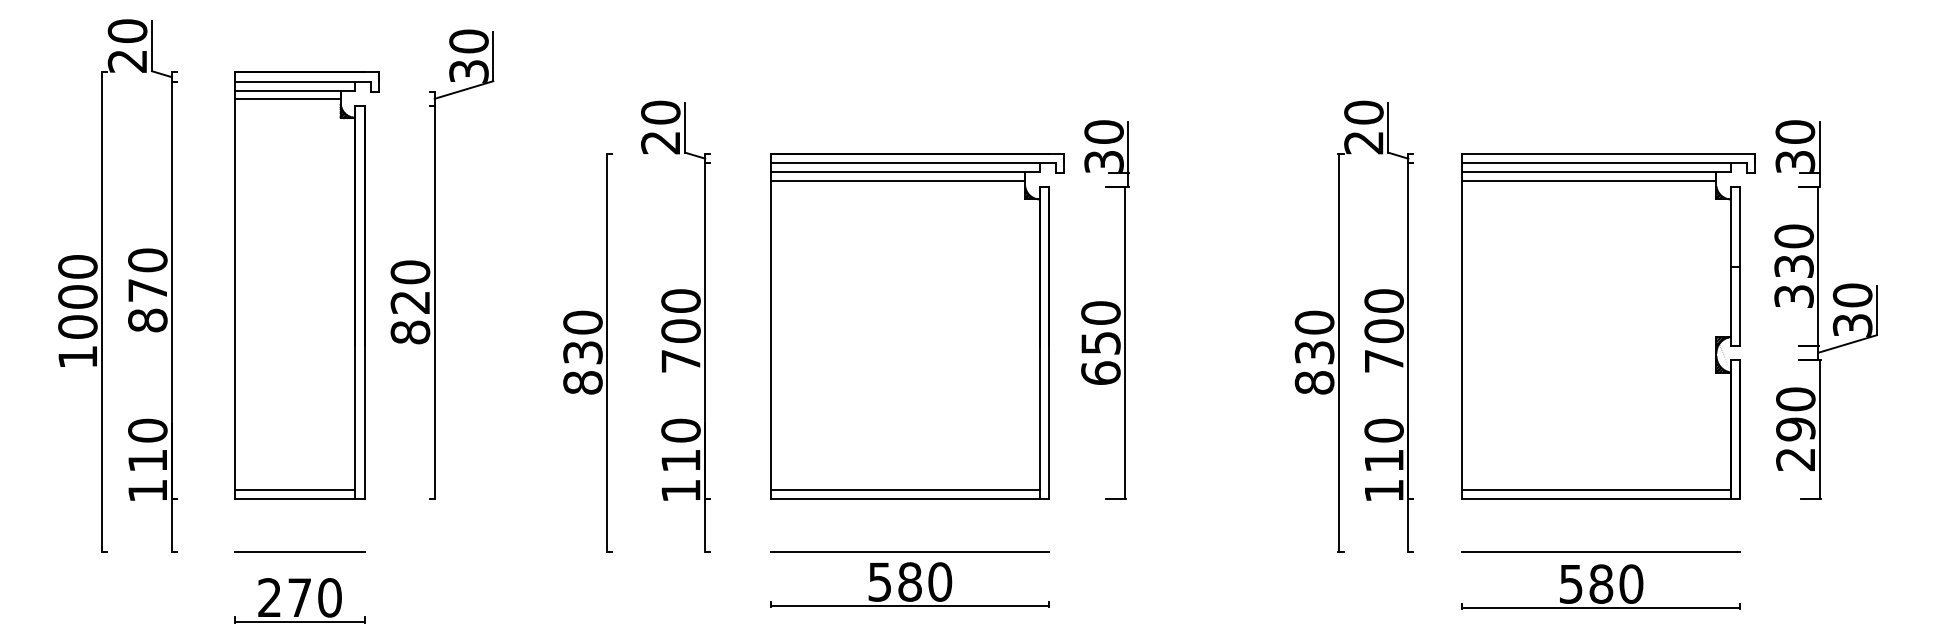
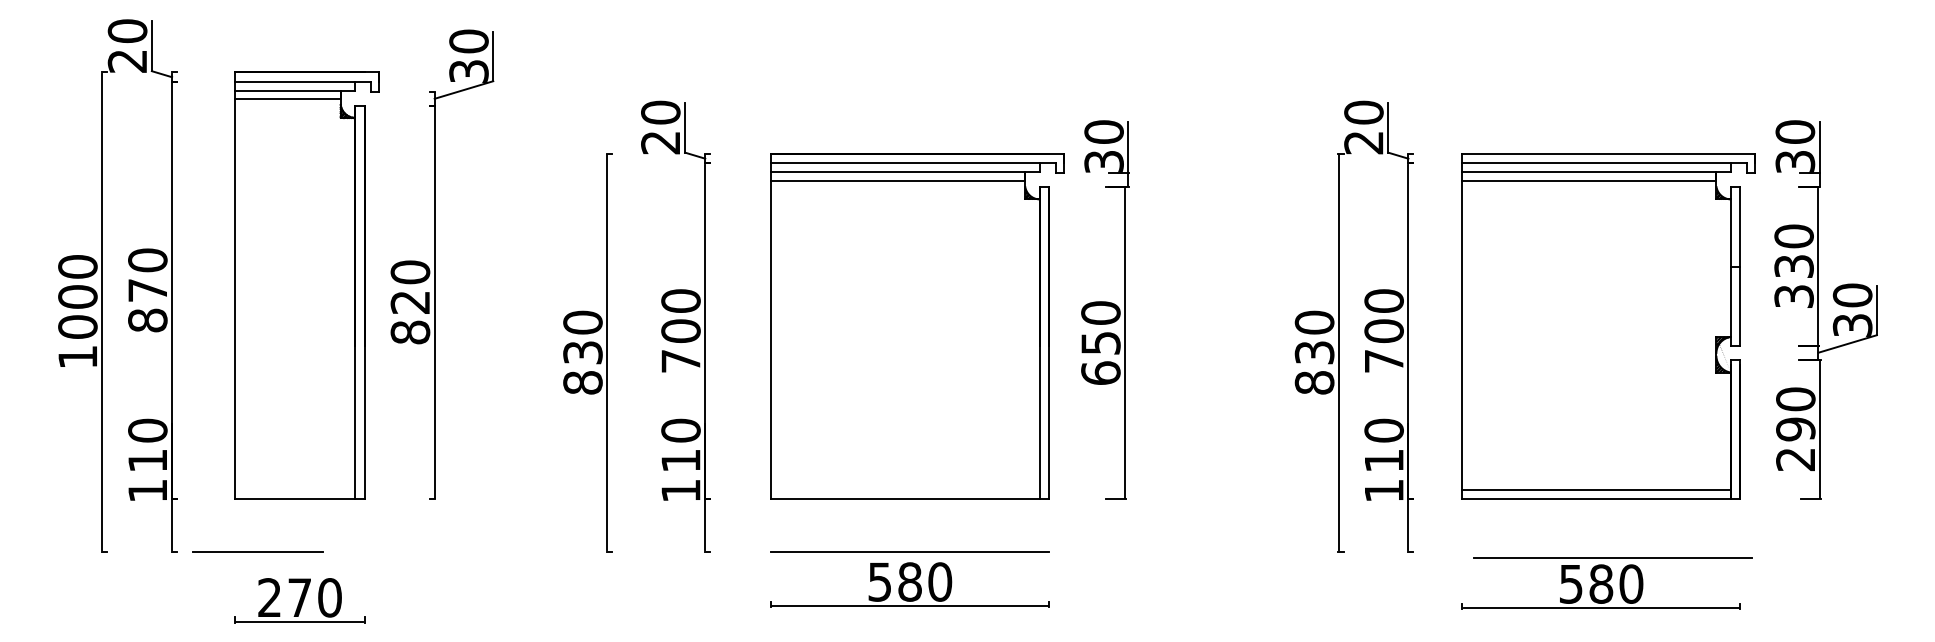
line: present -> none (295, 490)
line: present -> none (905, 490)
line position: (299, 551) -> (257, 551) (257, 551)
line position: (1600, 551) -> (1612, 557) (1612, 557)
